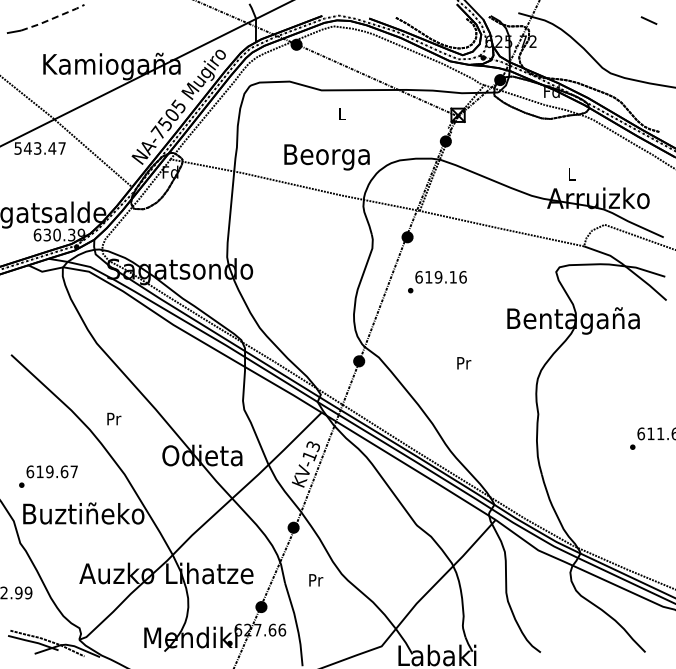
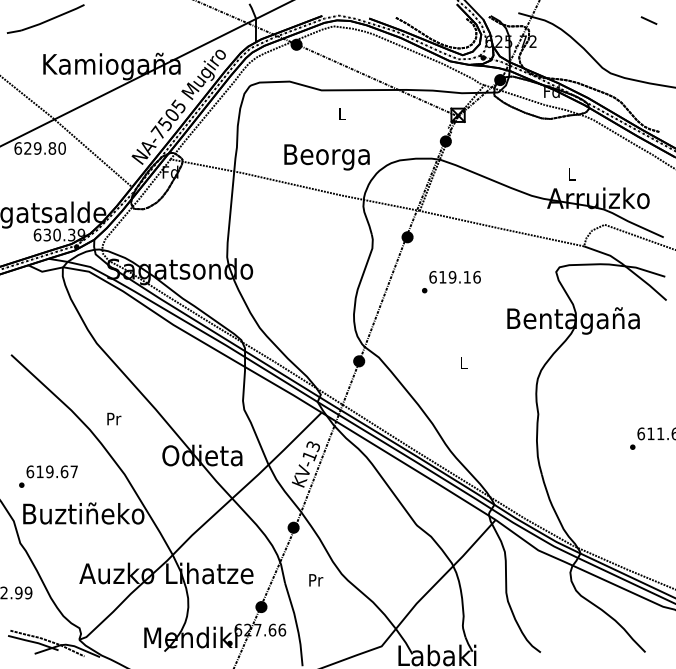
line: dashed -> solid (53, 18)
text: 543.47 -> 629.80 (39, 148)
text position: (437, 282) -> (451, 282) (451, 282)
text: Pr -> L (464, 363)
